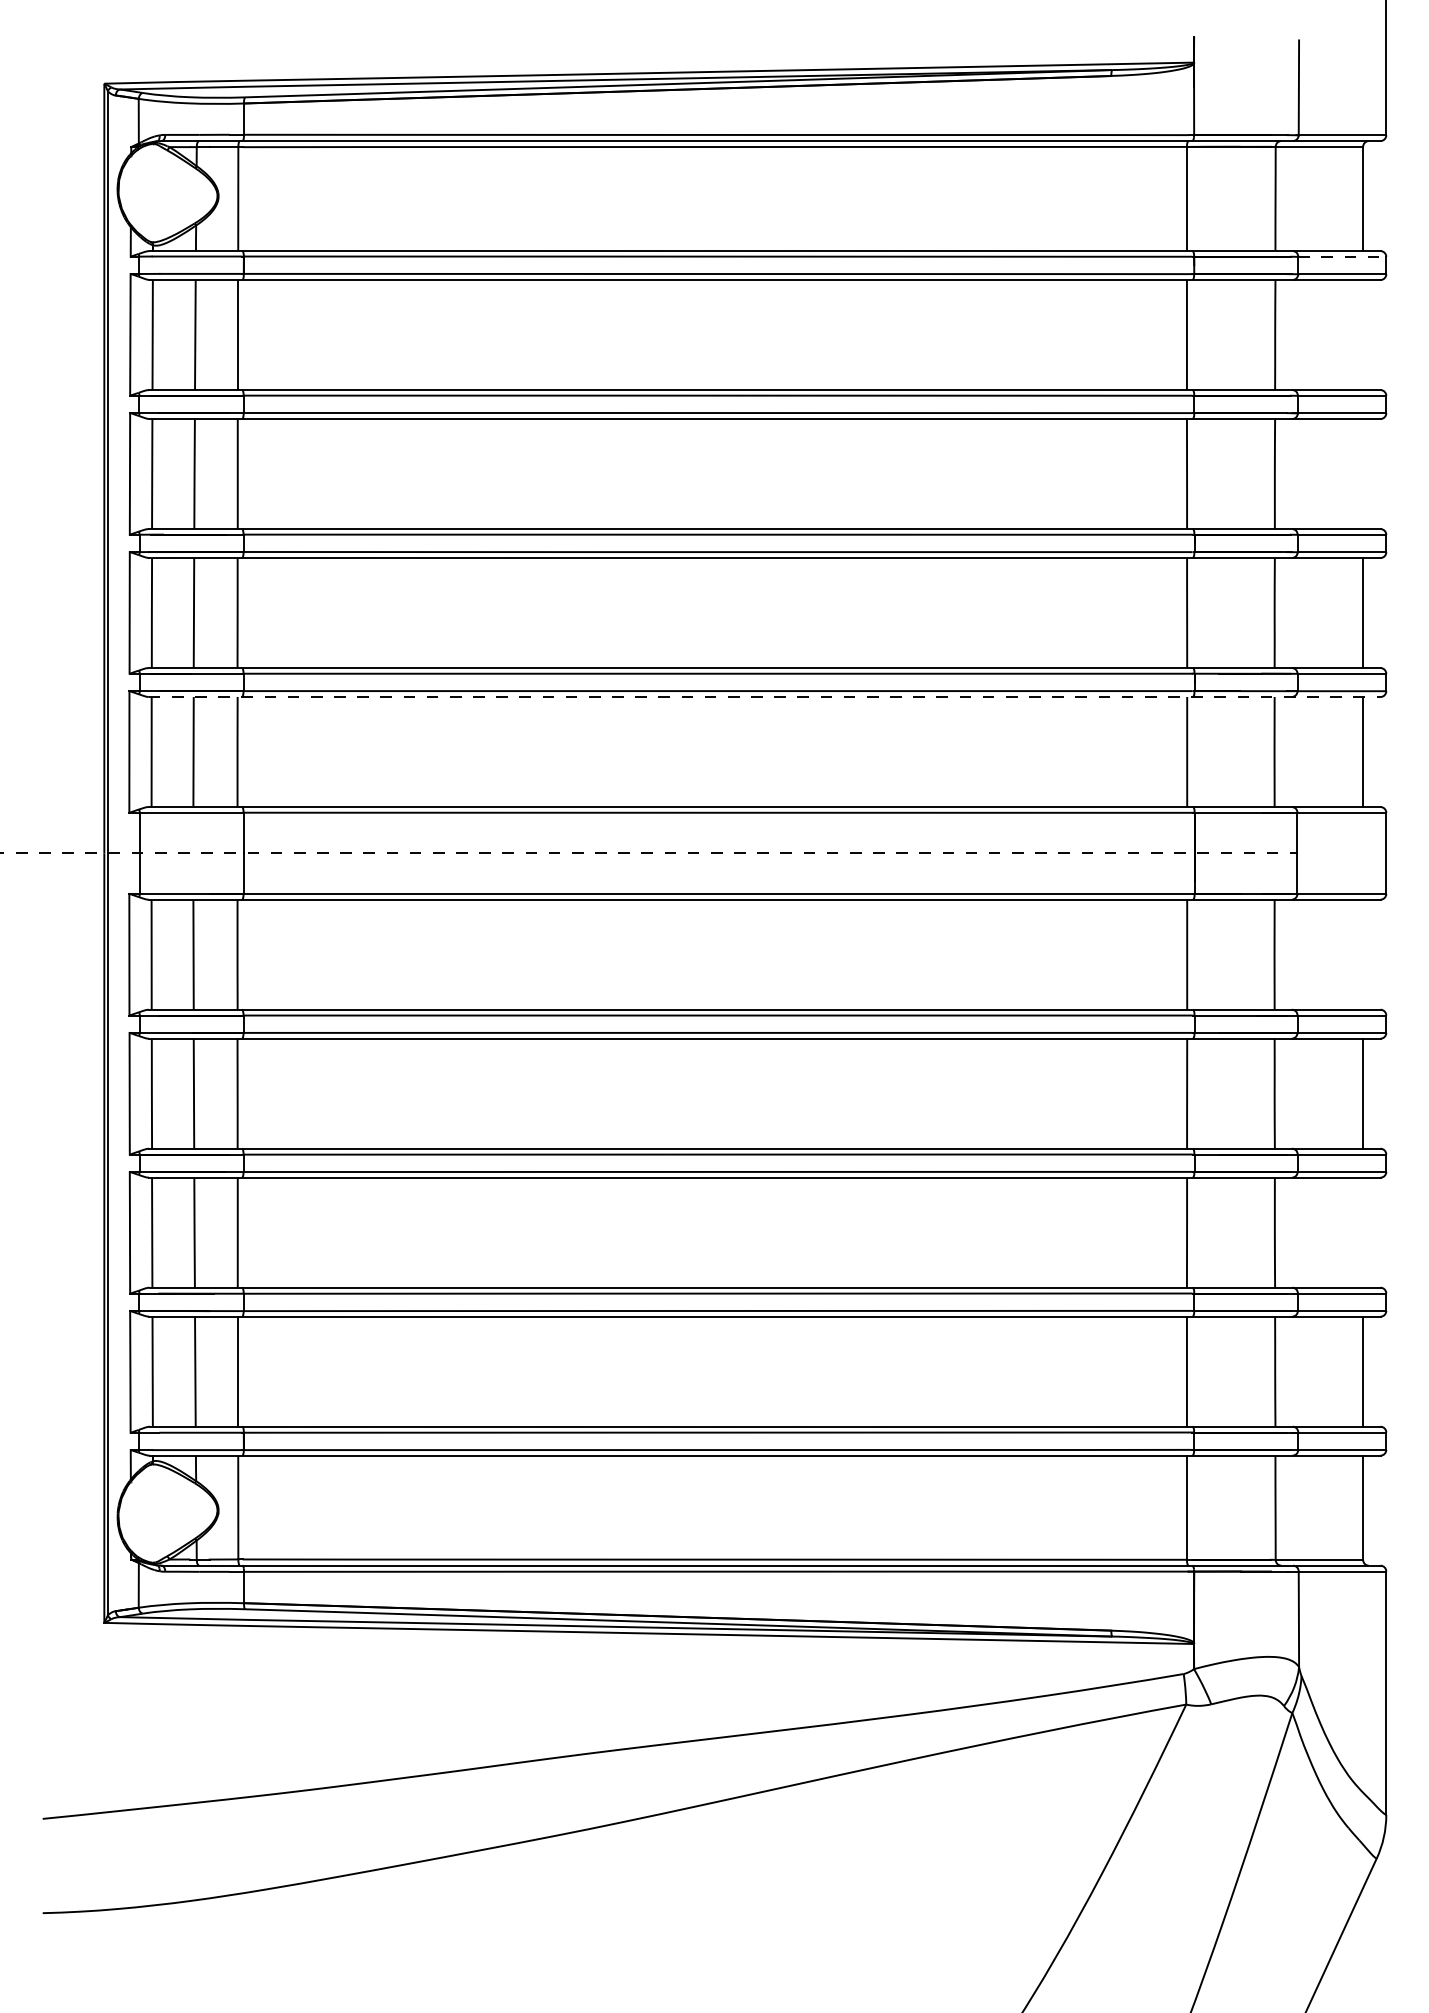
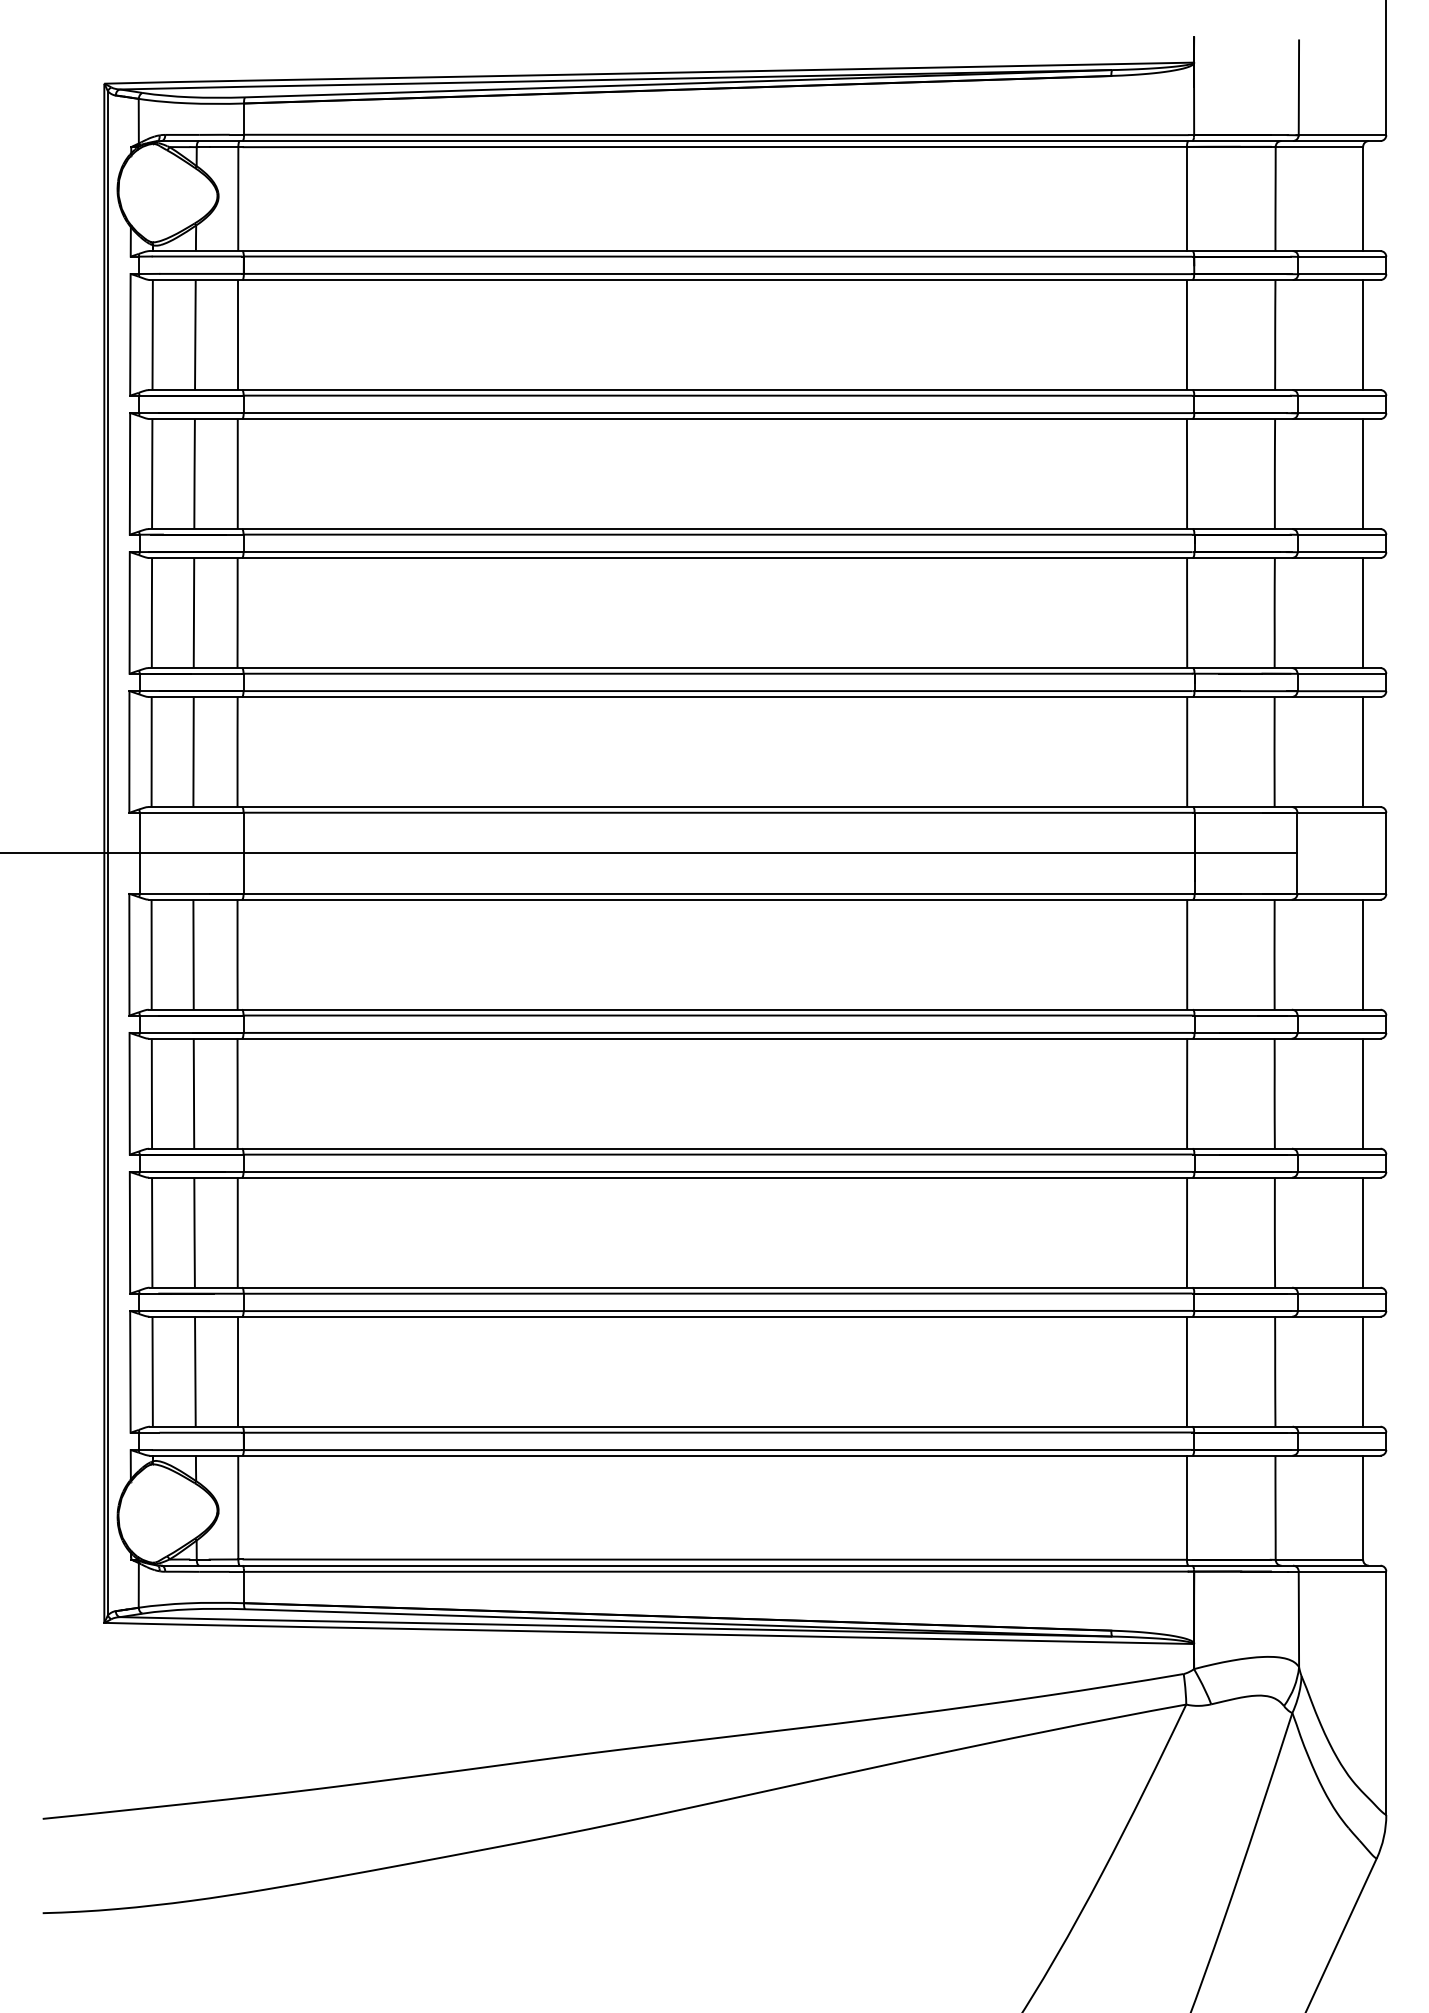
line: dashed -> solid (1342, 256)
line: none -> present (1363, 335)
line: none -> present (1363, 474)
line: dashed -> solid (764, 697)
line: dashed -> solid (649, 853)
line: none -> present (1363, 954)
line: none -> present (1363, 1232)
